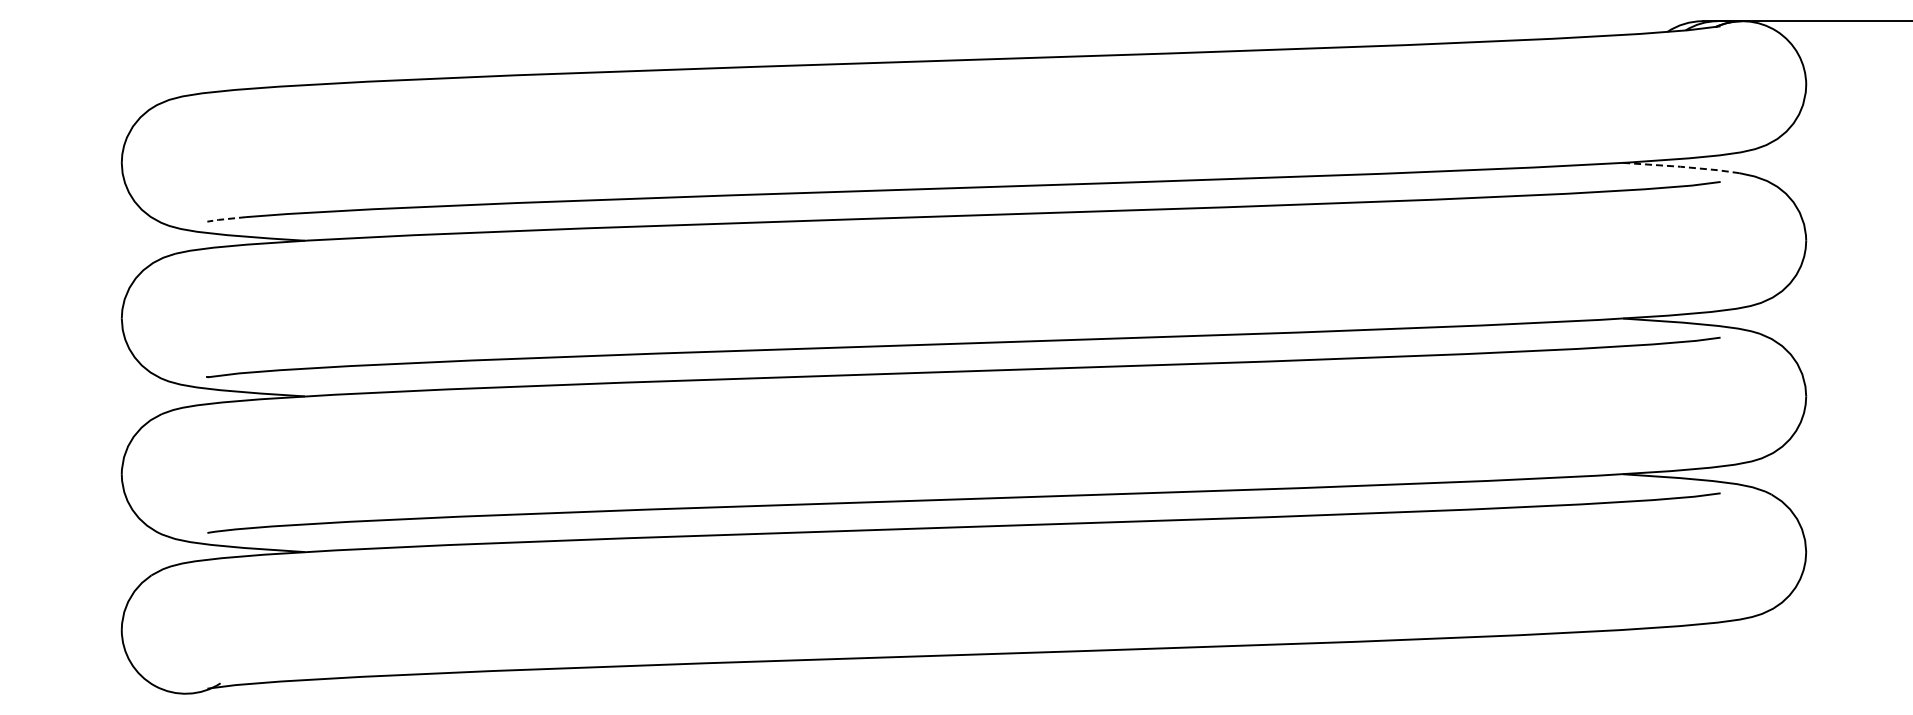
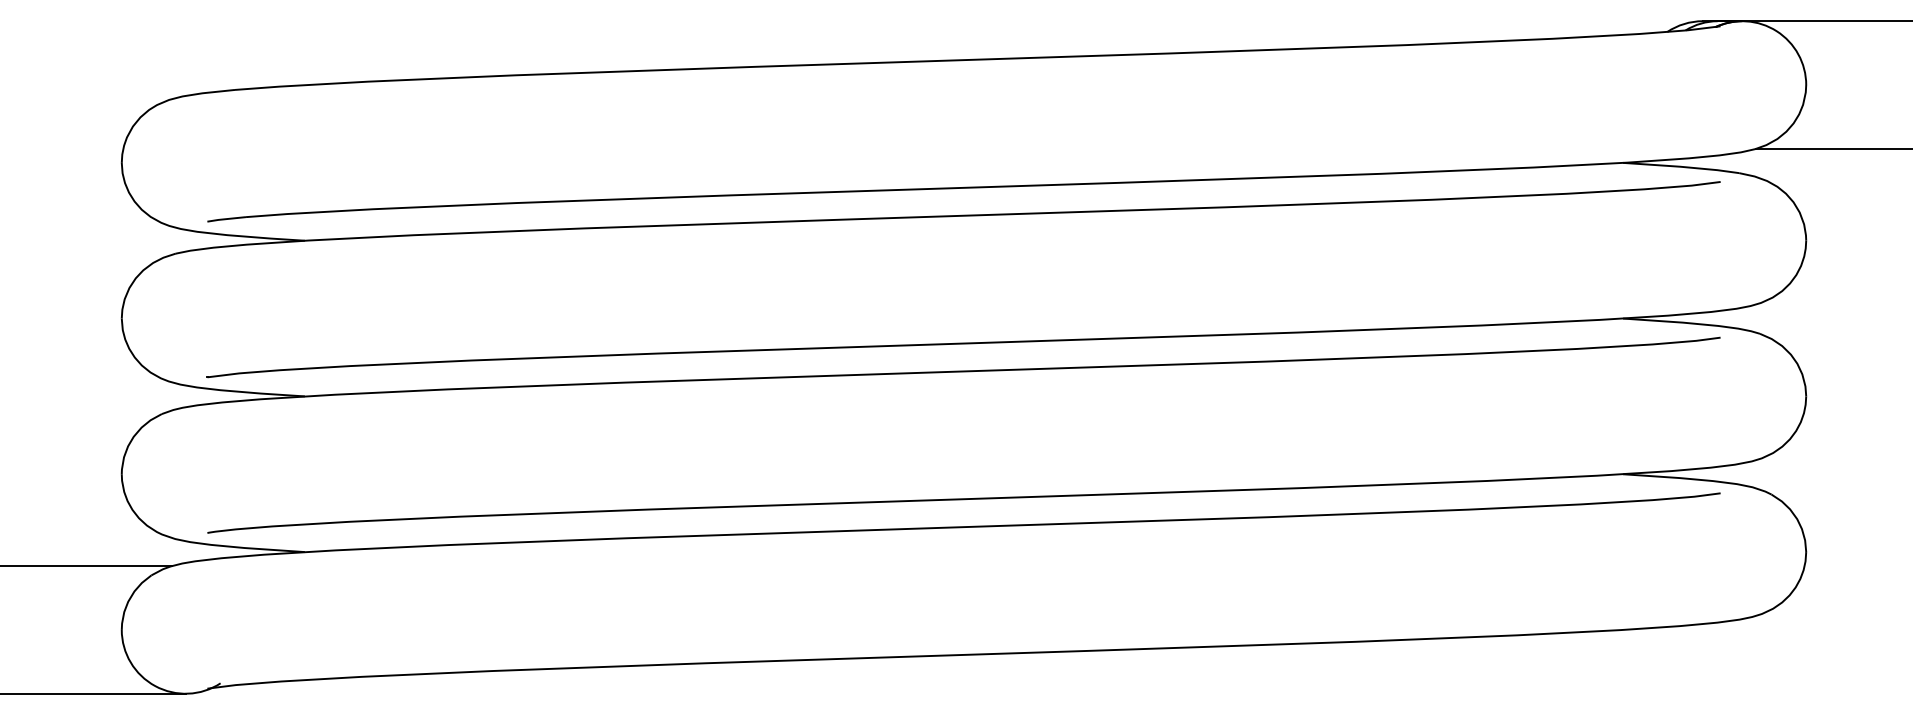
line: none -> present (1832, 148)
line: dashed -> solid (1681, 166)
line: dashed -> solid (225, 219)
line: none -> present (86, 566)
line: none -> present (93, 693)
